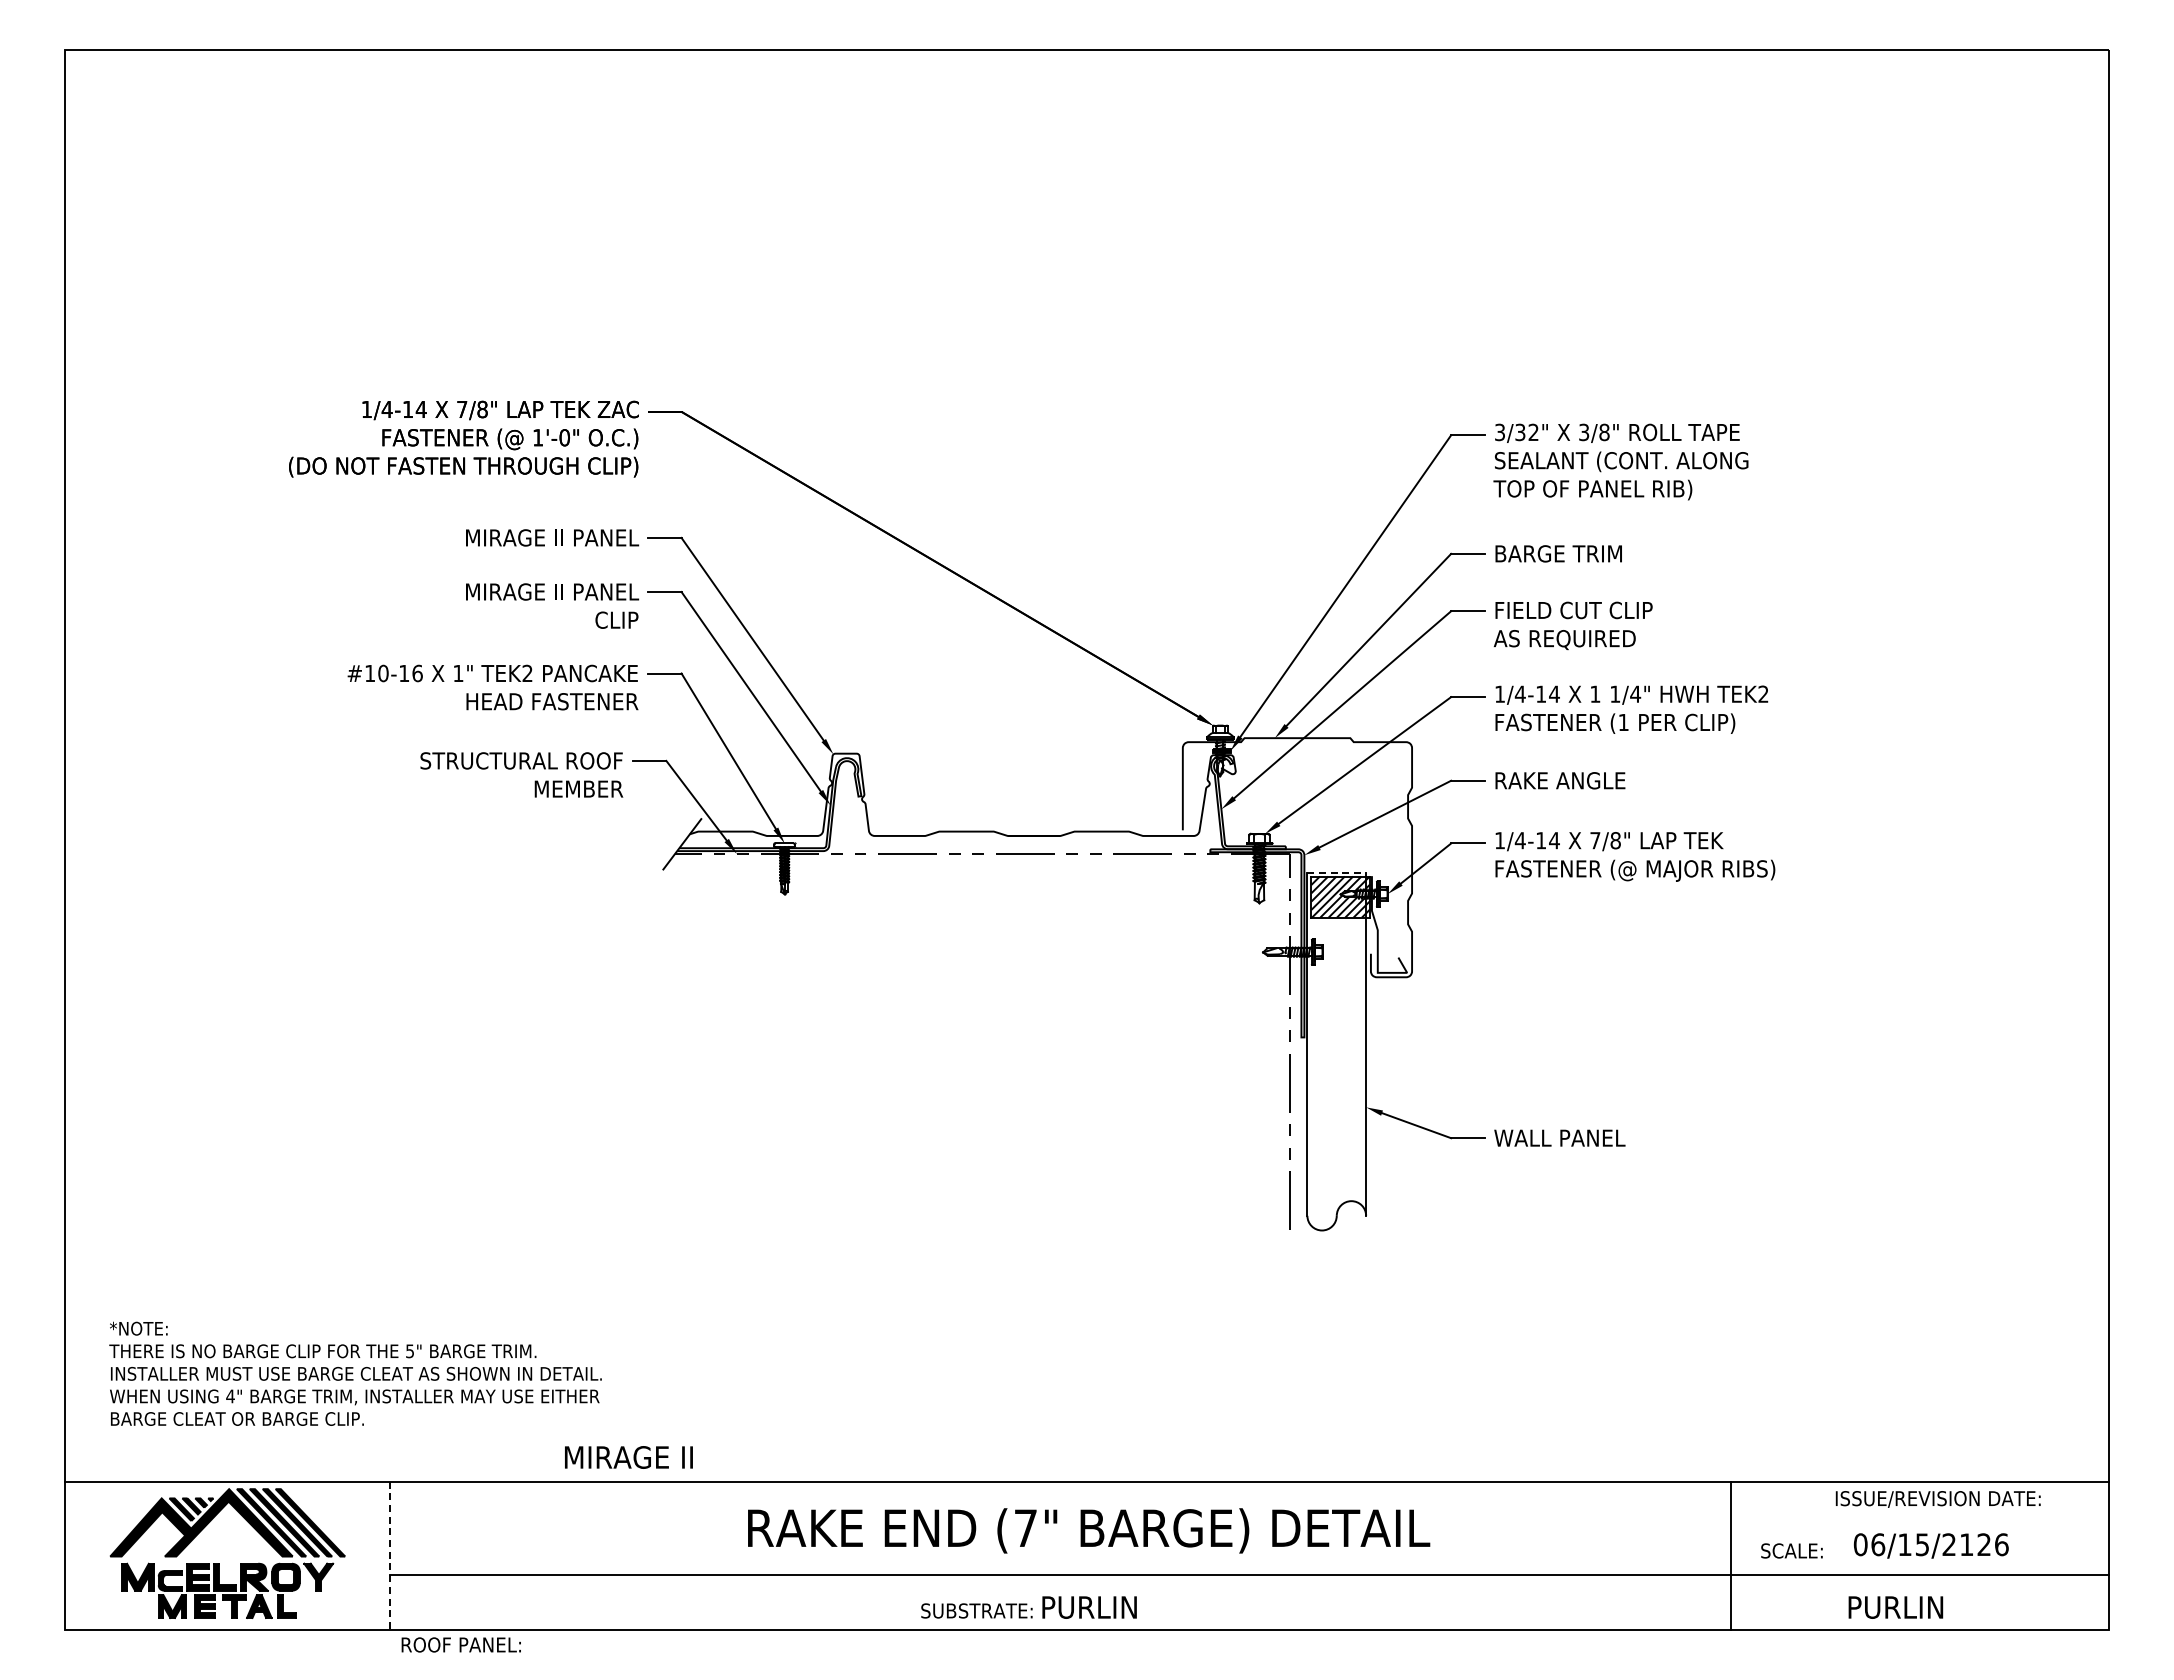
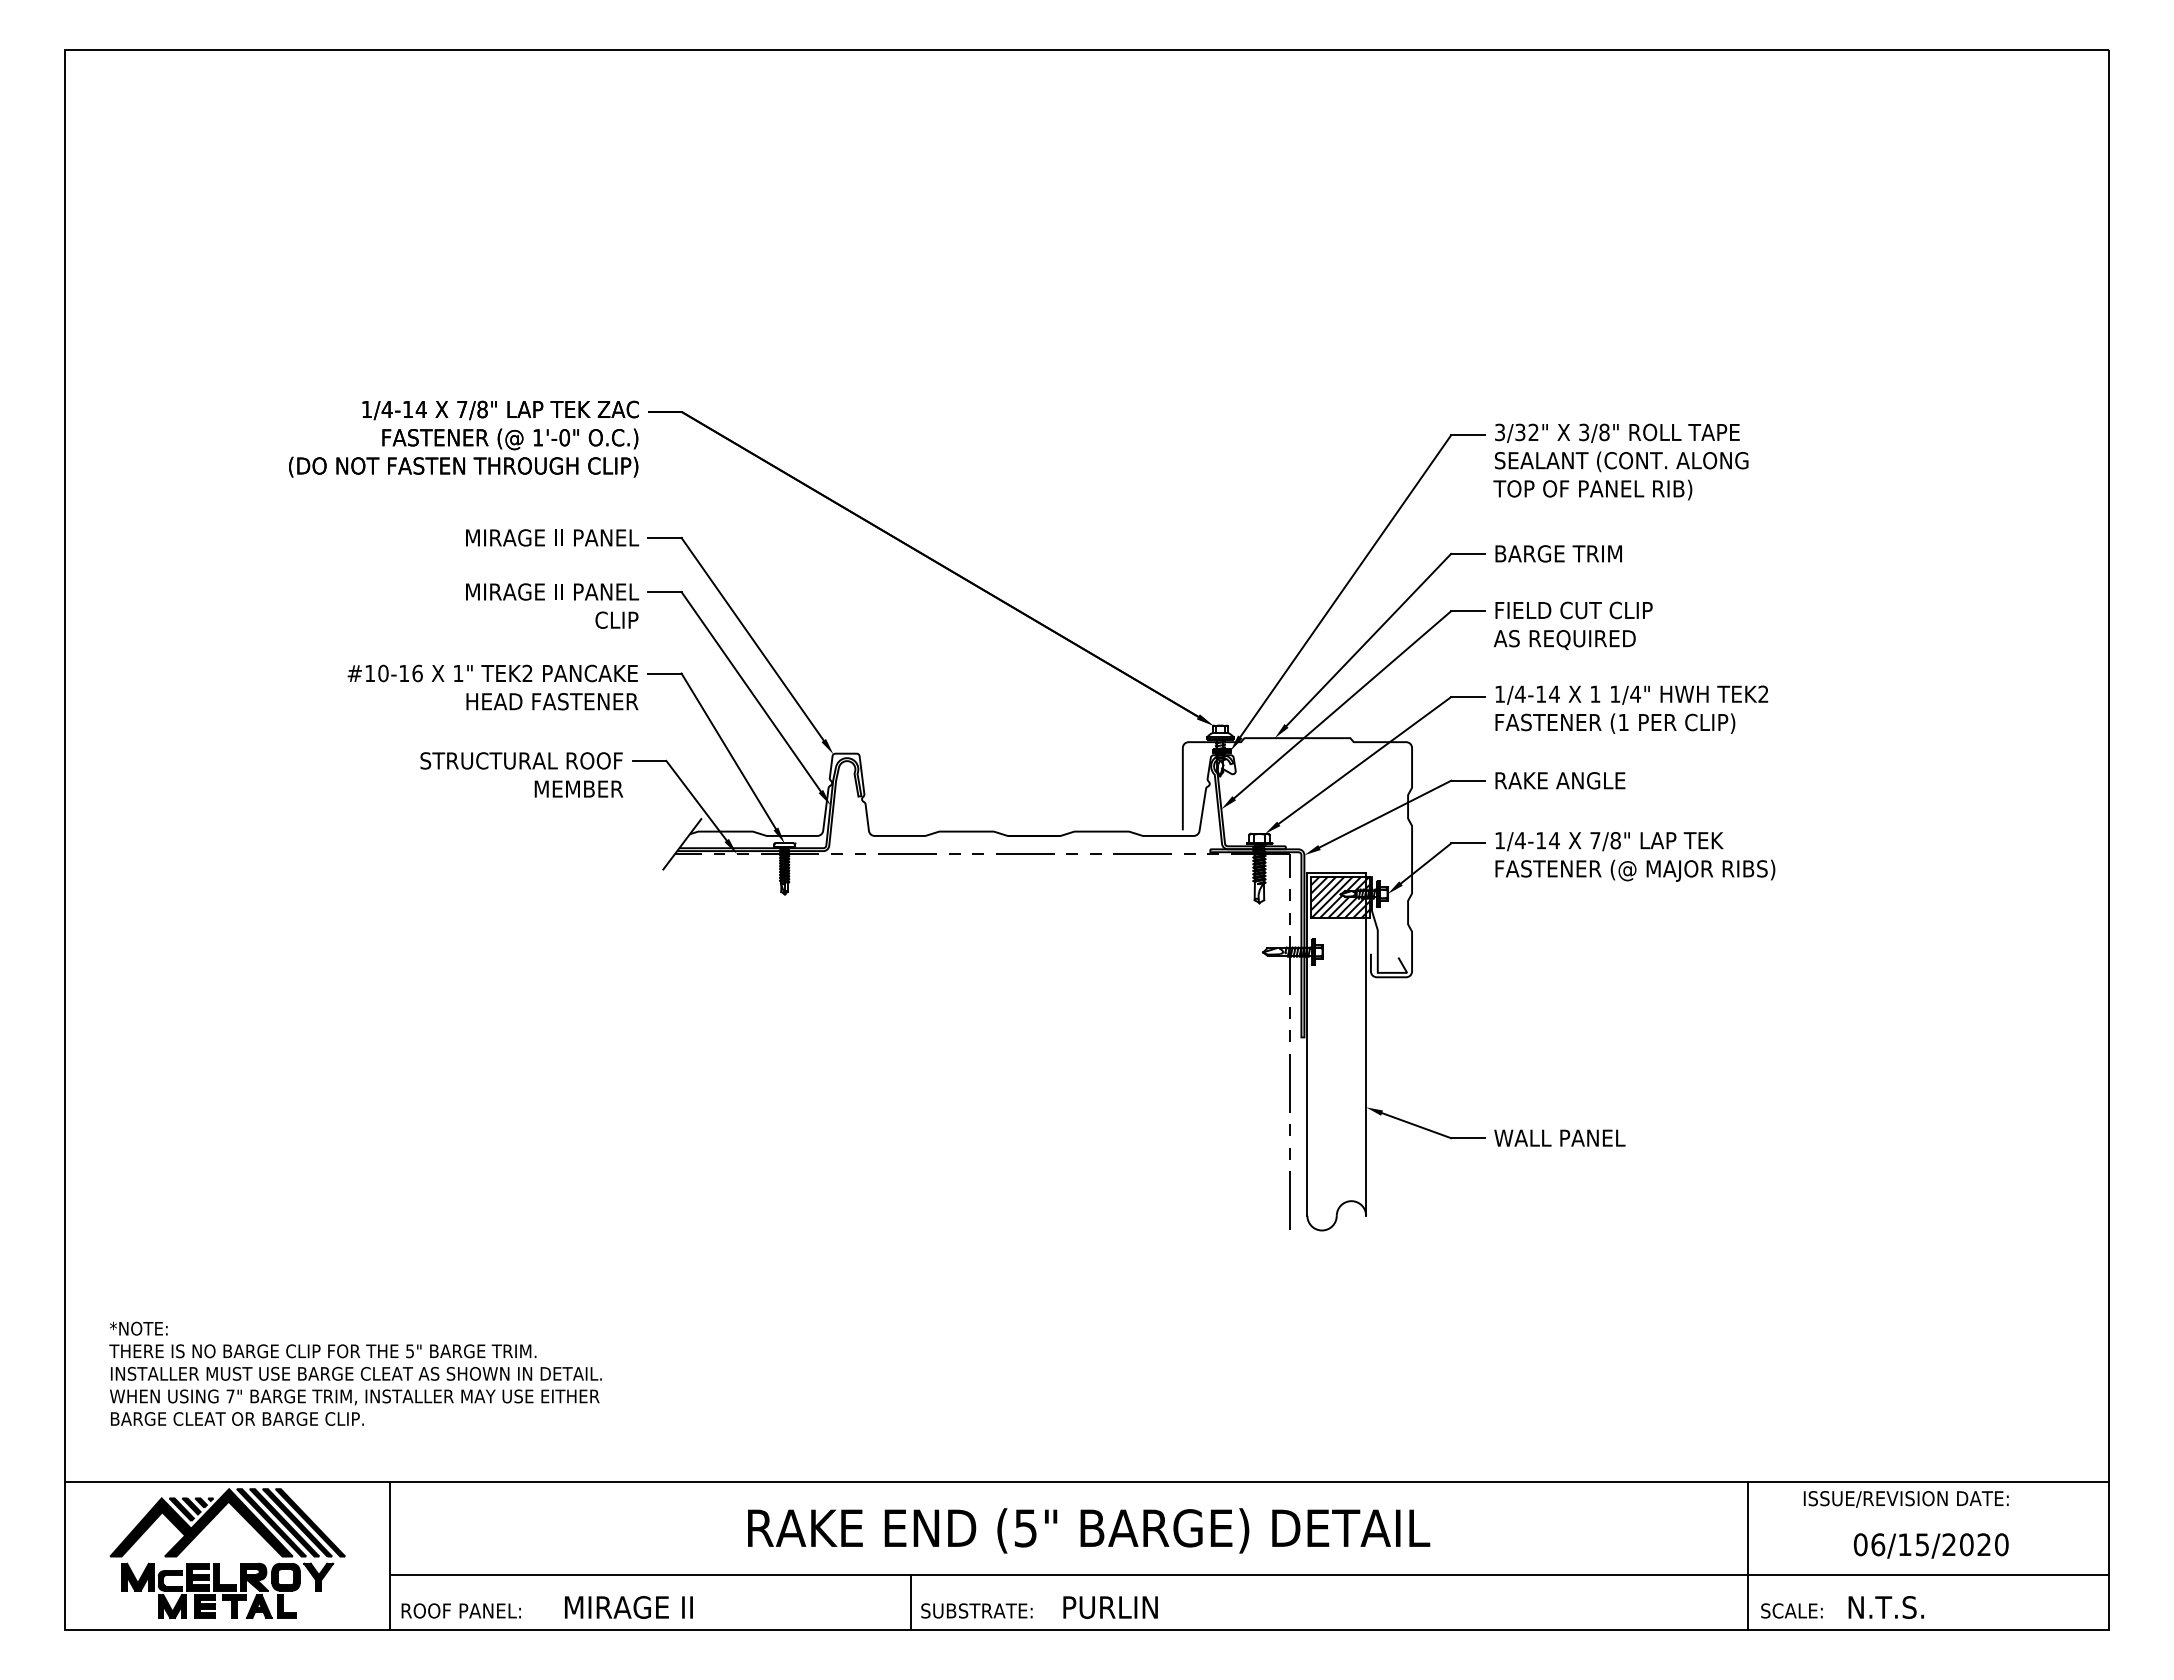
line: dashed -> solid (1337, 872)
text: 4" -> 7" (230, 1396)
text position: (628, 1457) -> (628, 1607) (628, 1607)
text position: (1937, 1499) -> (1905, 1499) (1905, 1499)
text: (7" -> (5" (1025, 1528)
text: 06/15/2126 -> 06/15/2020 (1984, 1544)
text position: (1791, 1550) -> (1791, 1610) (1791, 1610)
line: dashed -> solid (390, 1555)
line position: (1730, 1555) -> (1747, 1555) (1747, 1555)
line: none -> present (910, 1602)
text position: (1089, 1607) -> (1110, 1607) (1110, 1607)
text: PURLIN -> N.T.S. (1897, 1607)
text position: (460, 1644) -> (460, 1610) (460, 1610)
